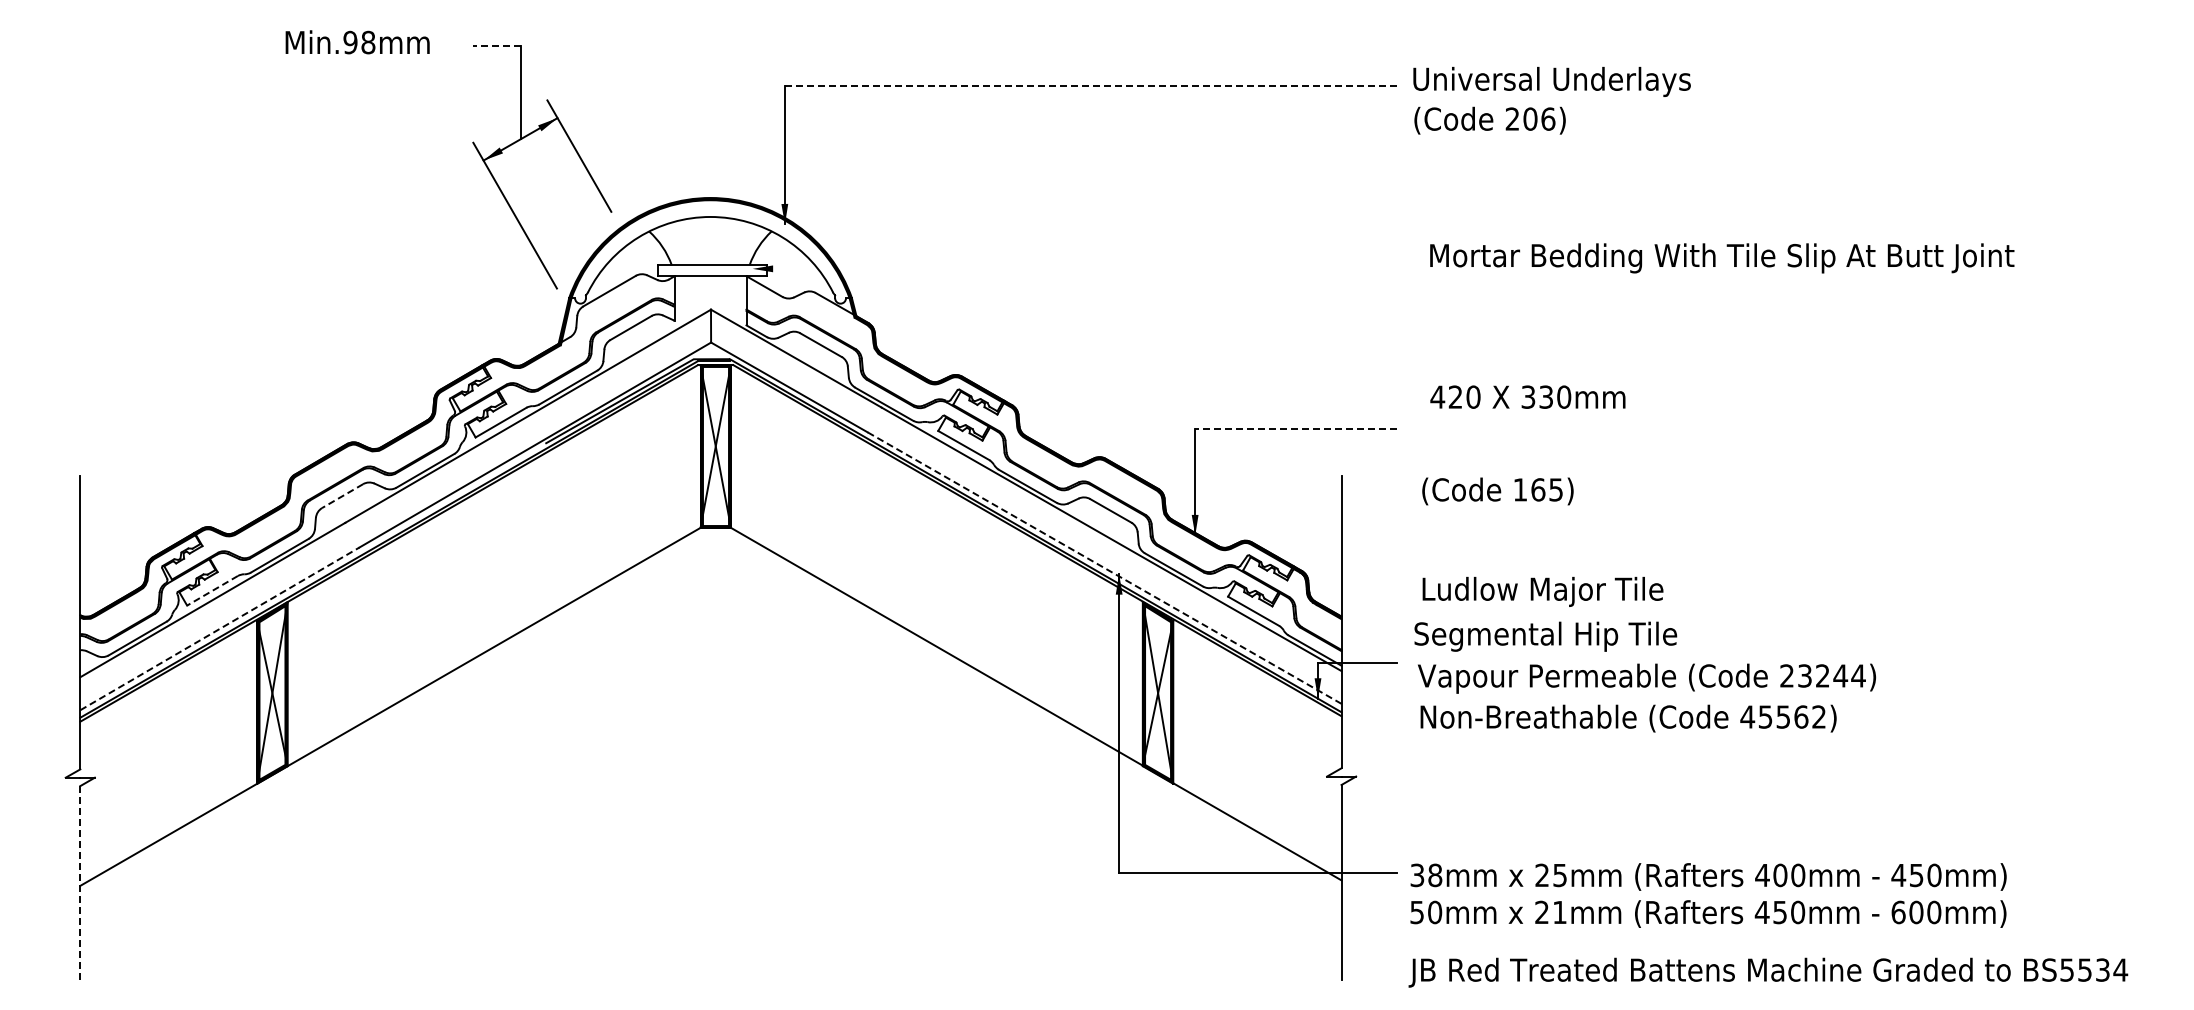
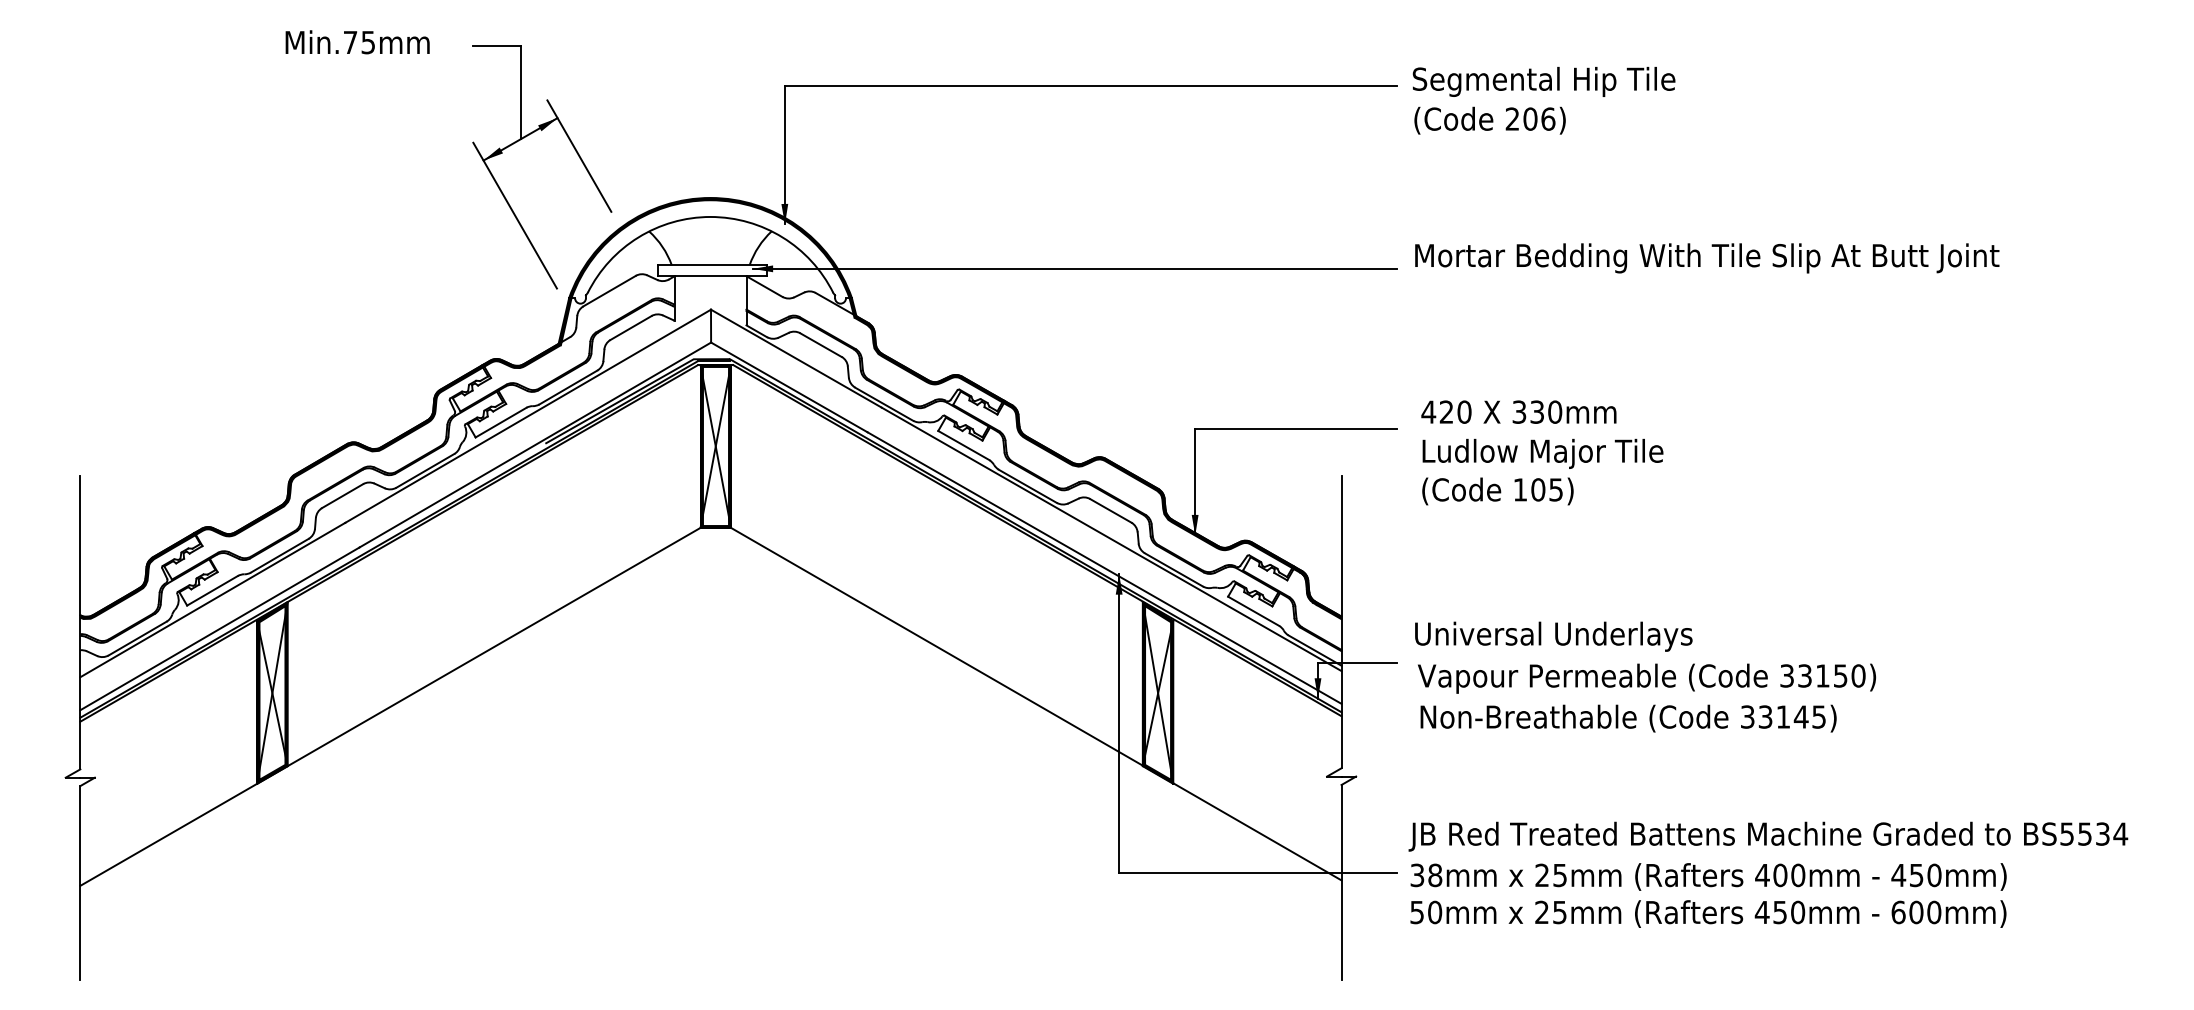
text: Min.98mm -> Min.75mm (359, 42)
line: dashed -> solid (496, 46)
text: Universal Underlays -> Segmental Hip Tile (1551, 81)
line: dashed -> solid (1090, 85)
text position: (1722, 258) -> (1707, 258) (1707, 258)
line: none -> present (1074, 268)
text position: (1527, 396) -> (1518, 411) (1518, 411)
line: dashed -> solid (1296, 429)
text: 165) -> 105) (1538, 489)
line: dashed -> solid (342, 496)
line: dashed -> solid (1104, 567)
line: dashed -> solid (212, 591)
text position: (1542, 591) -> (1542, 453) (1542, 453)
line: dashed -> solid (219, 628)
text: Segmental Hip Tile -> Universal Underlays (1553, 636)
text: 23244) -> 33150) (1822, 675)
text: 45562) -> 33145) (1782, 716)
line: dashed -> solid (80, 882)
text: 21mm -> 25mm (1559, 912)
text position: (1768, 972) -> (1768, 836) (1768, 836)
